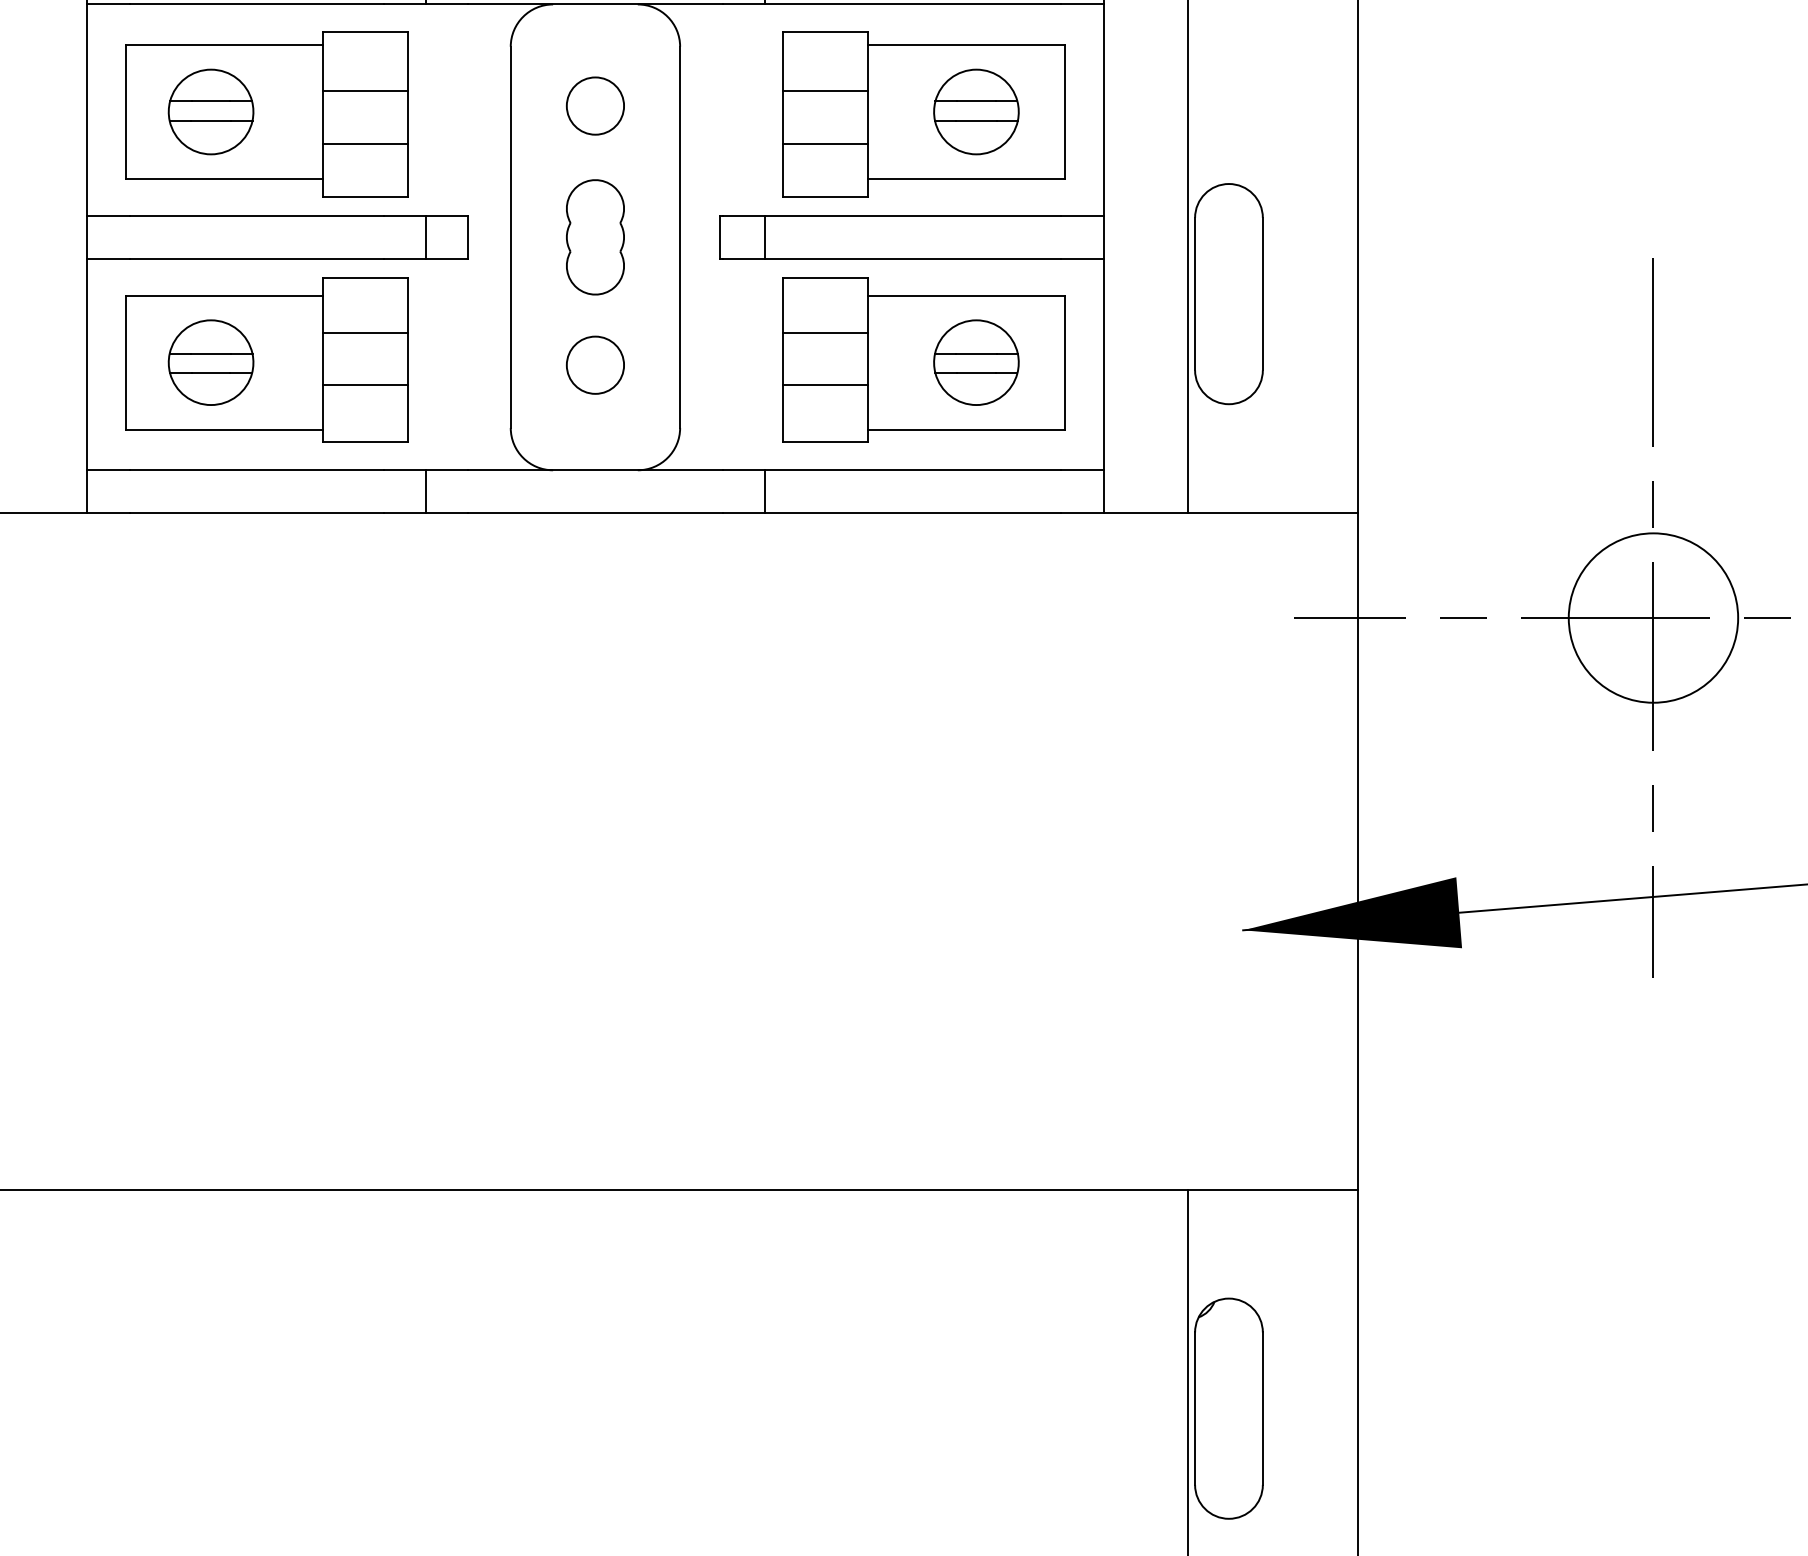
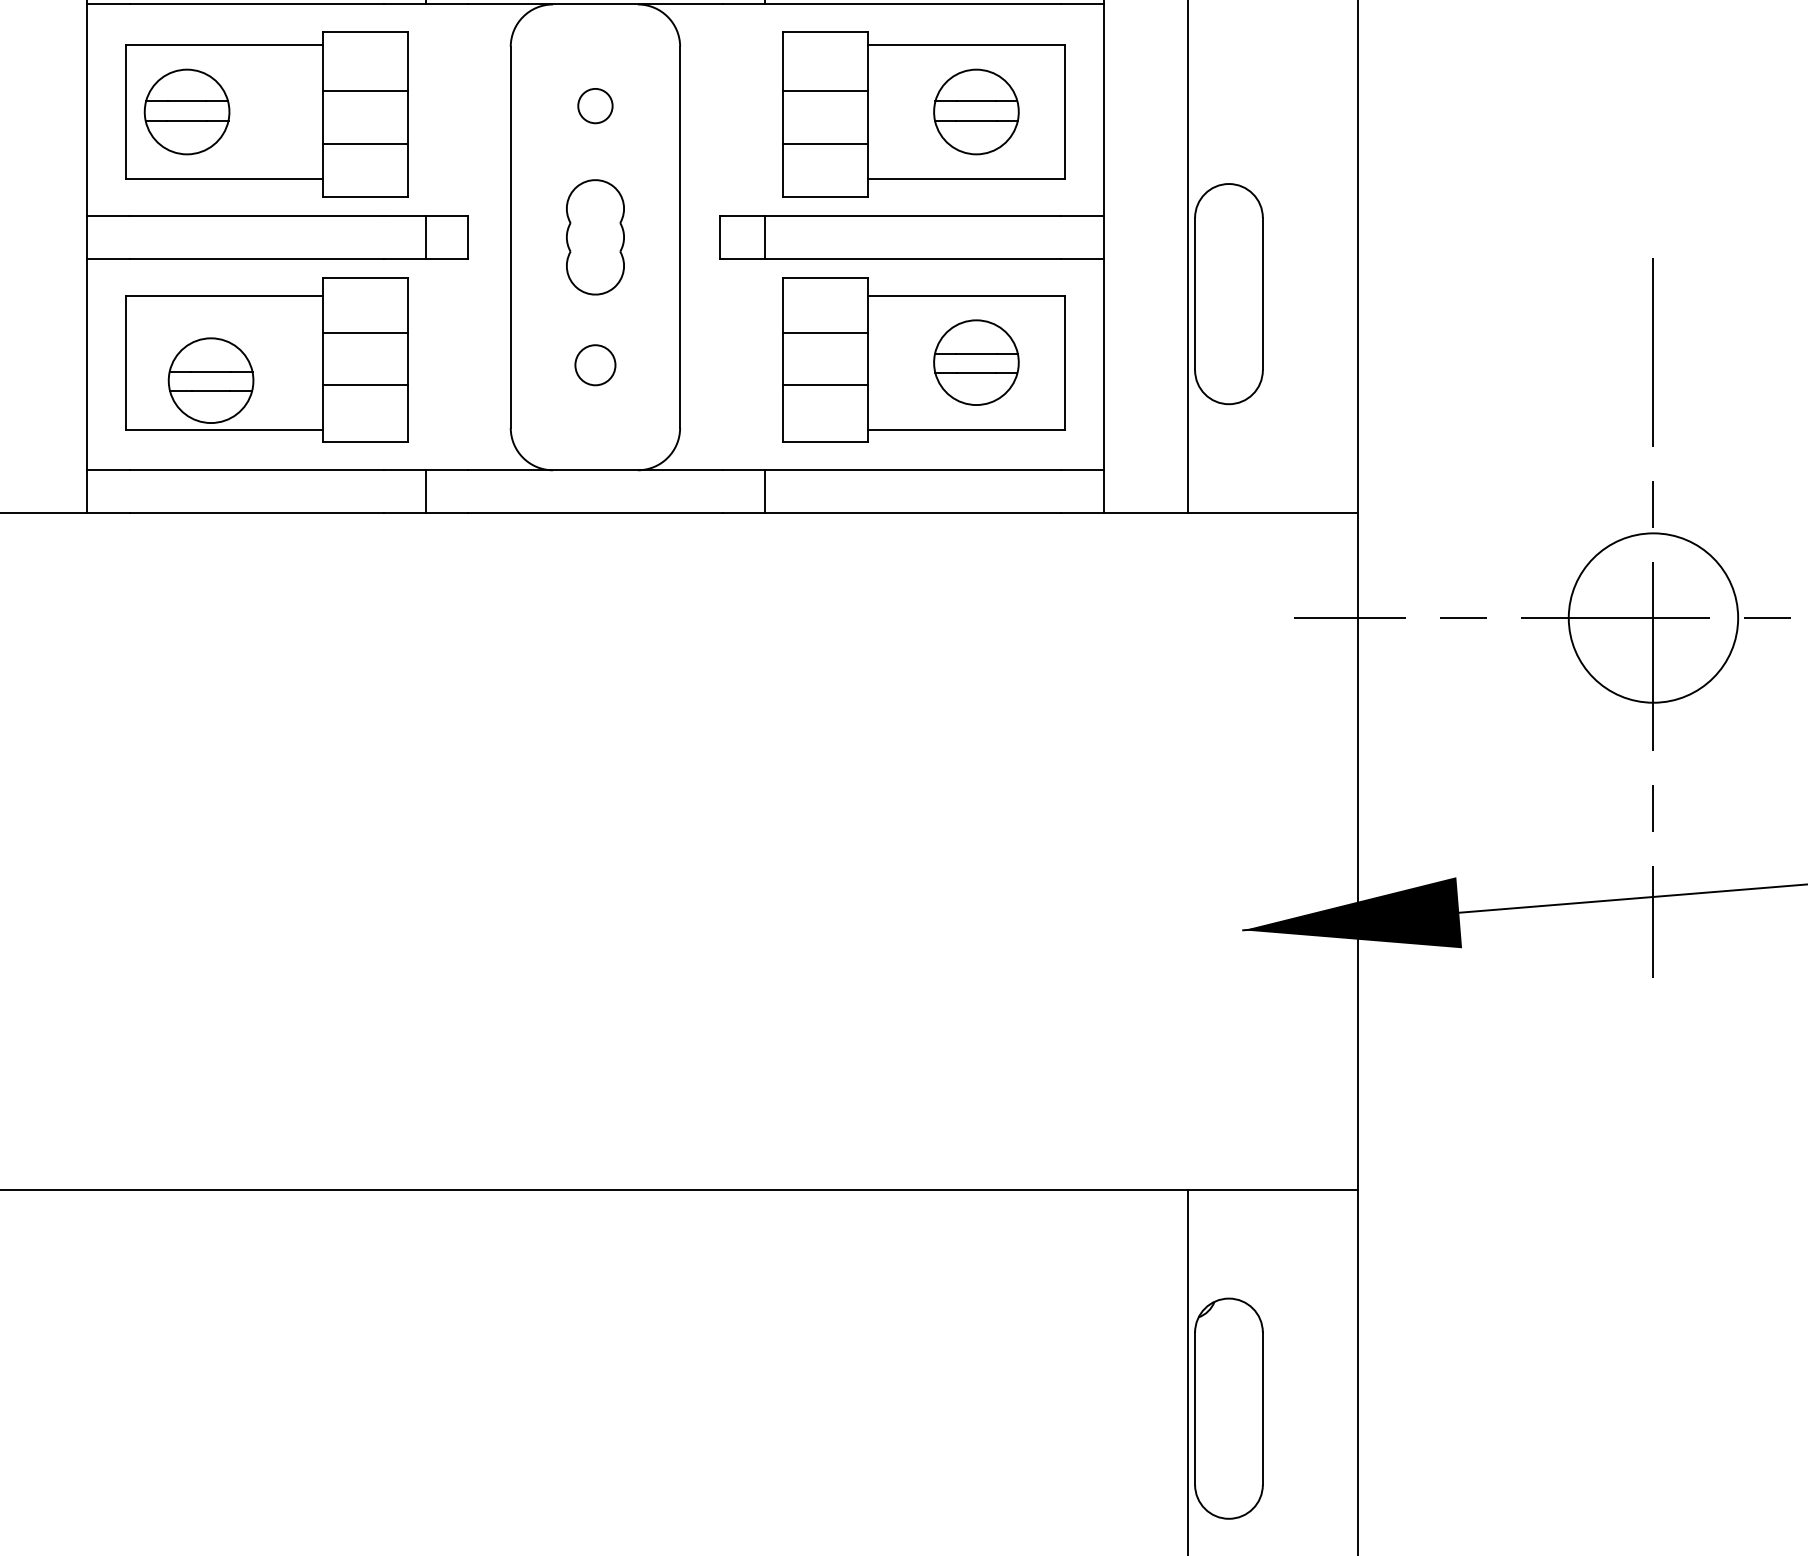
circle diameter: 57 px -> 34 px (595, 105)
part position: (210, 111) -> (186, 111) (186, 111)
part position: (210, 362) -> (210, 380) (210, 380)
circle diameter: 57 px -> 40 px (595, 365)
